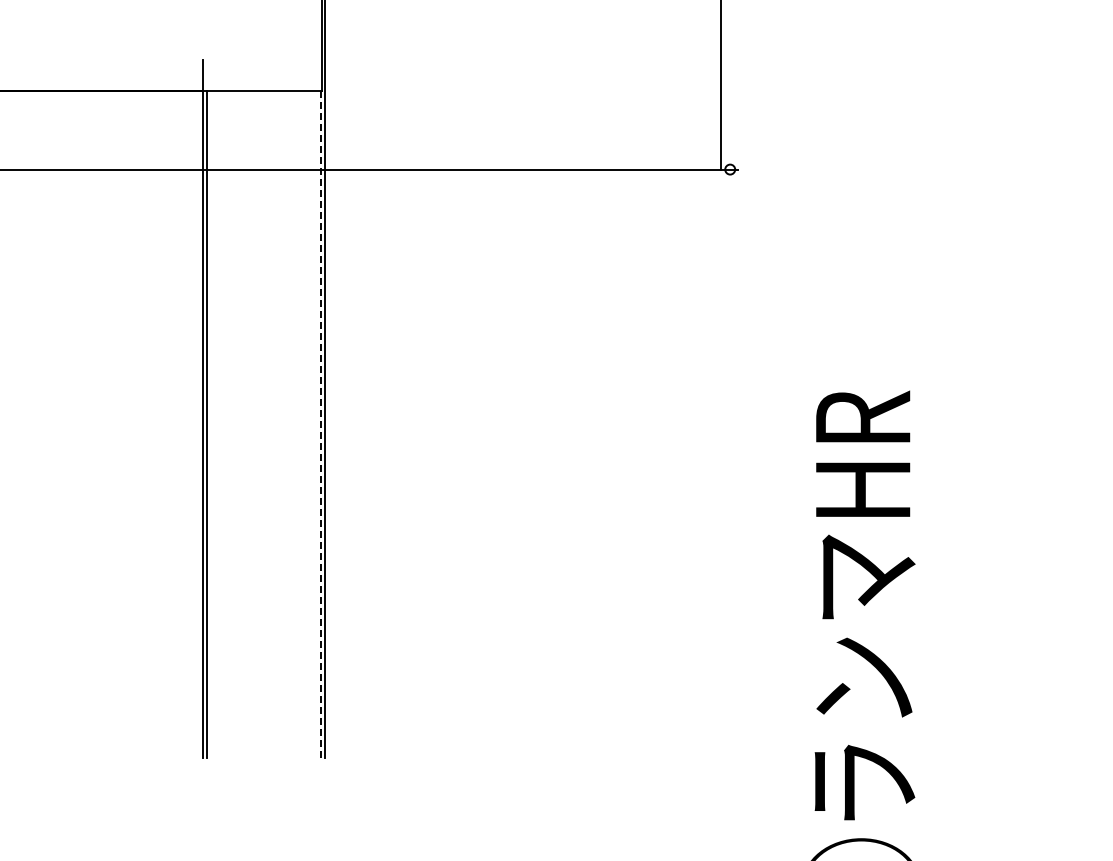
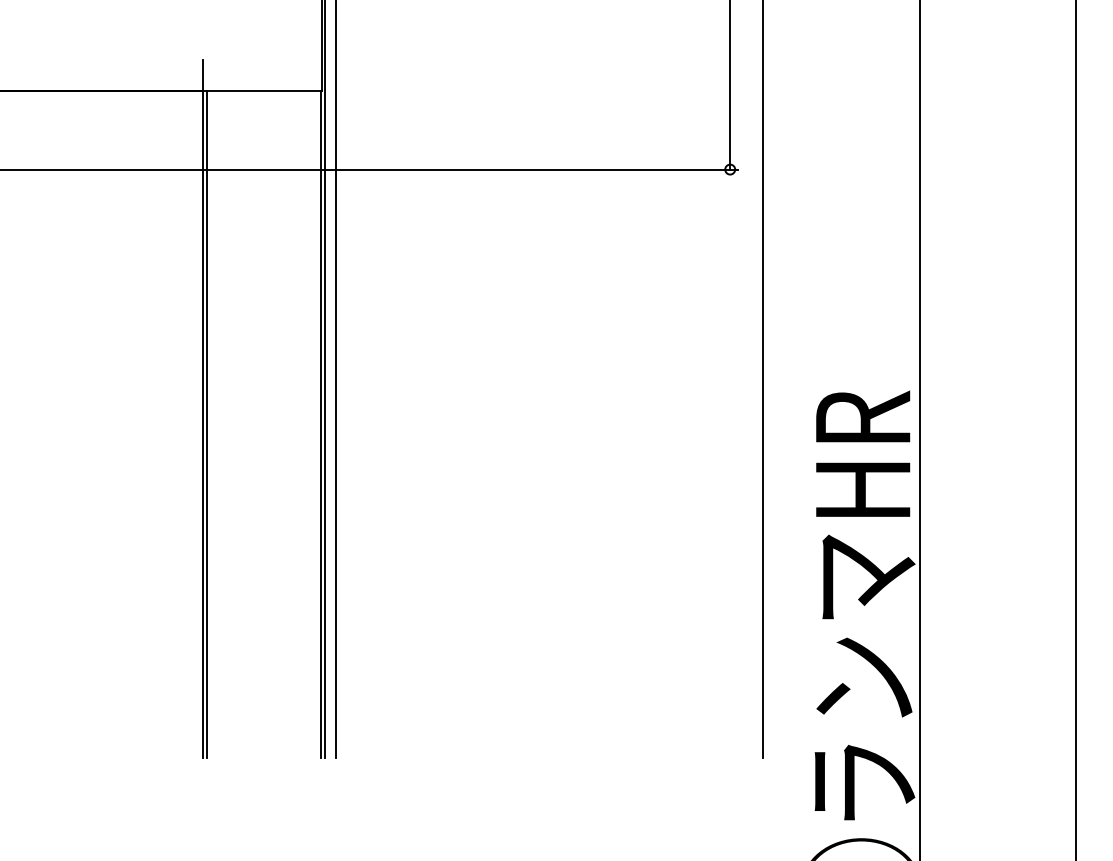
line position: (721, 85) -> (730, 85) (730, 85)
line: none -> present (336, 379)
line: none -> present (763, 379)
line: dashed -> solid (320, 425)
line: none -> present (919, 429)
line: none -> present (1076, 429)
